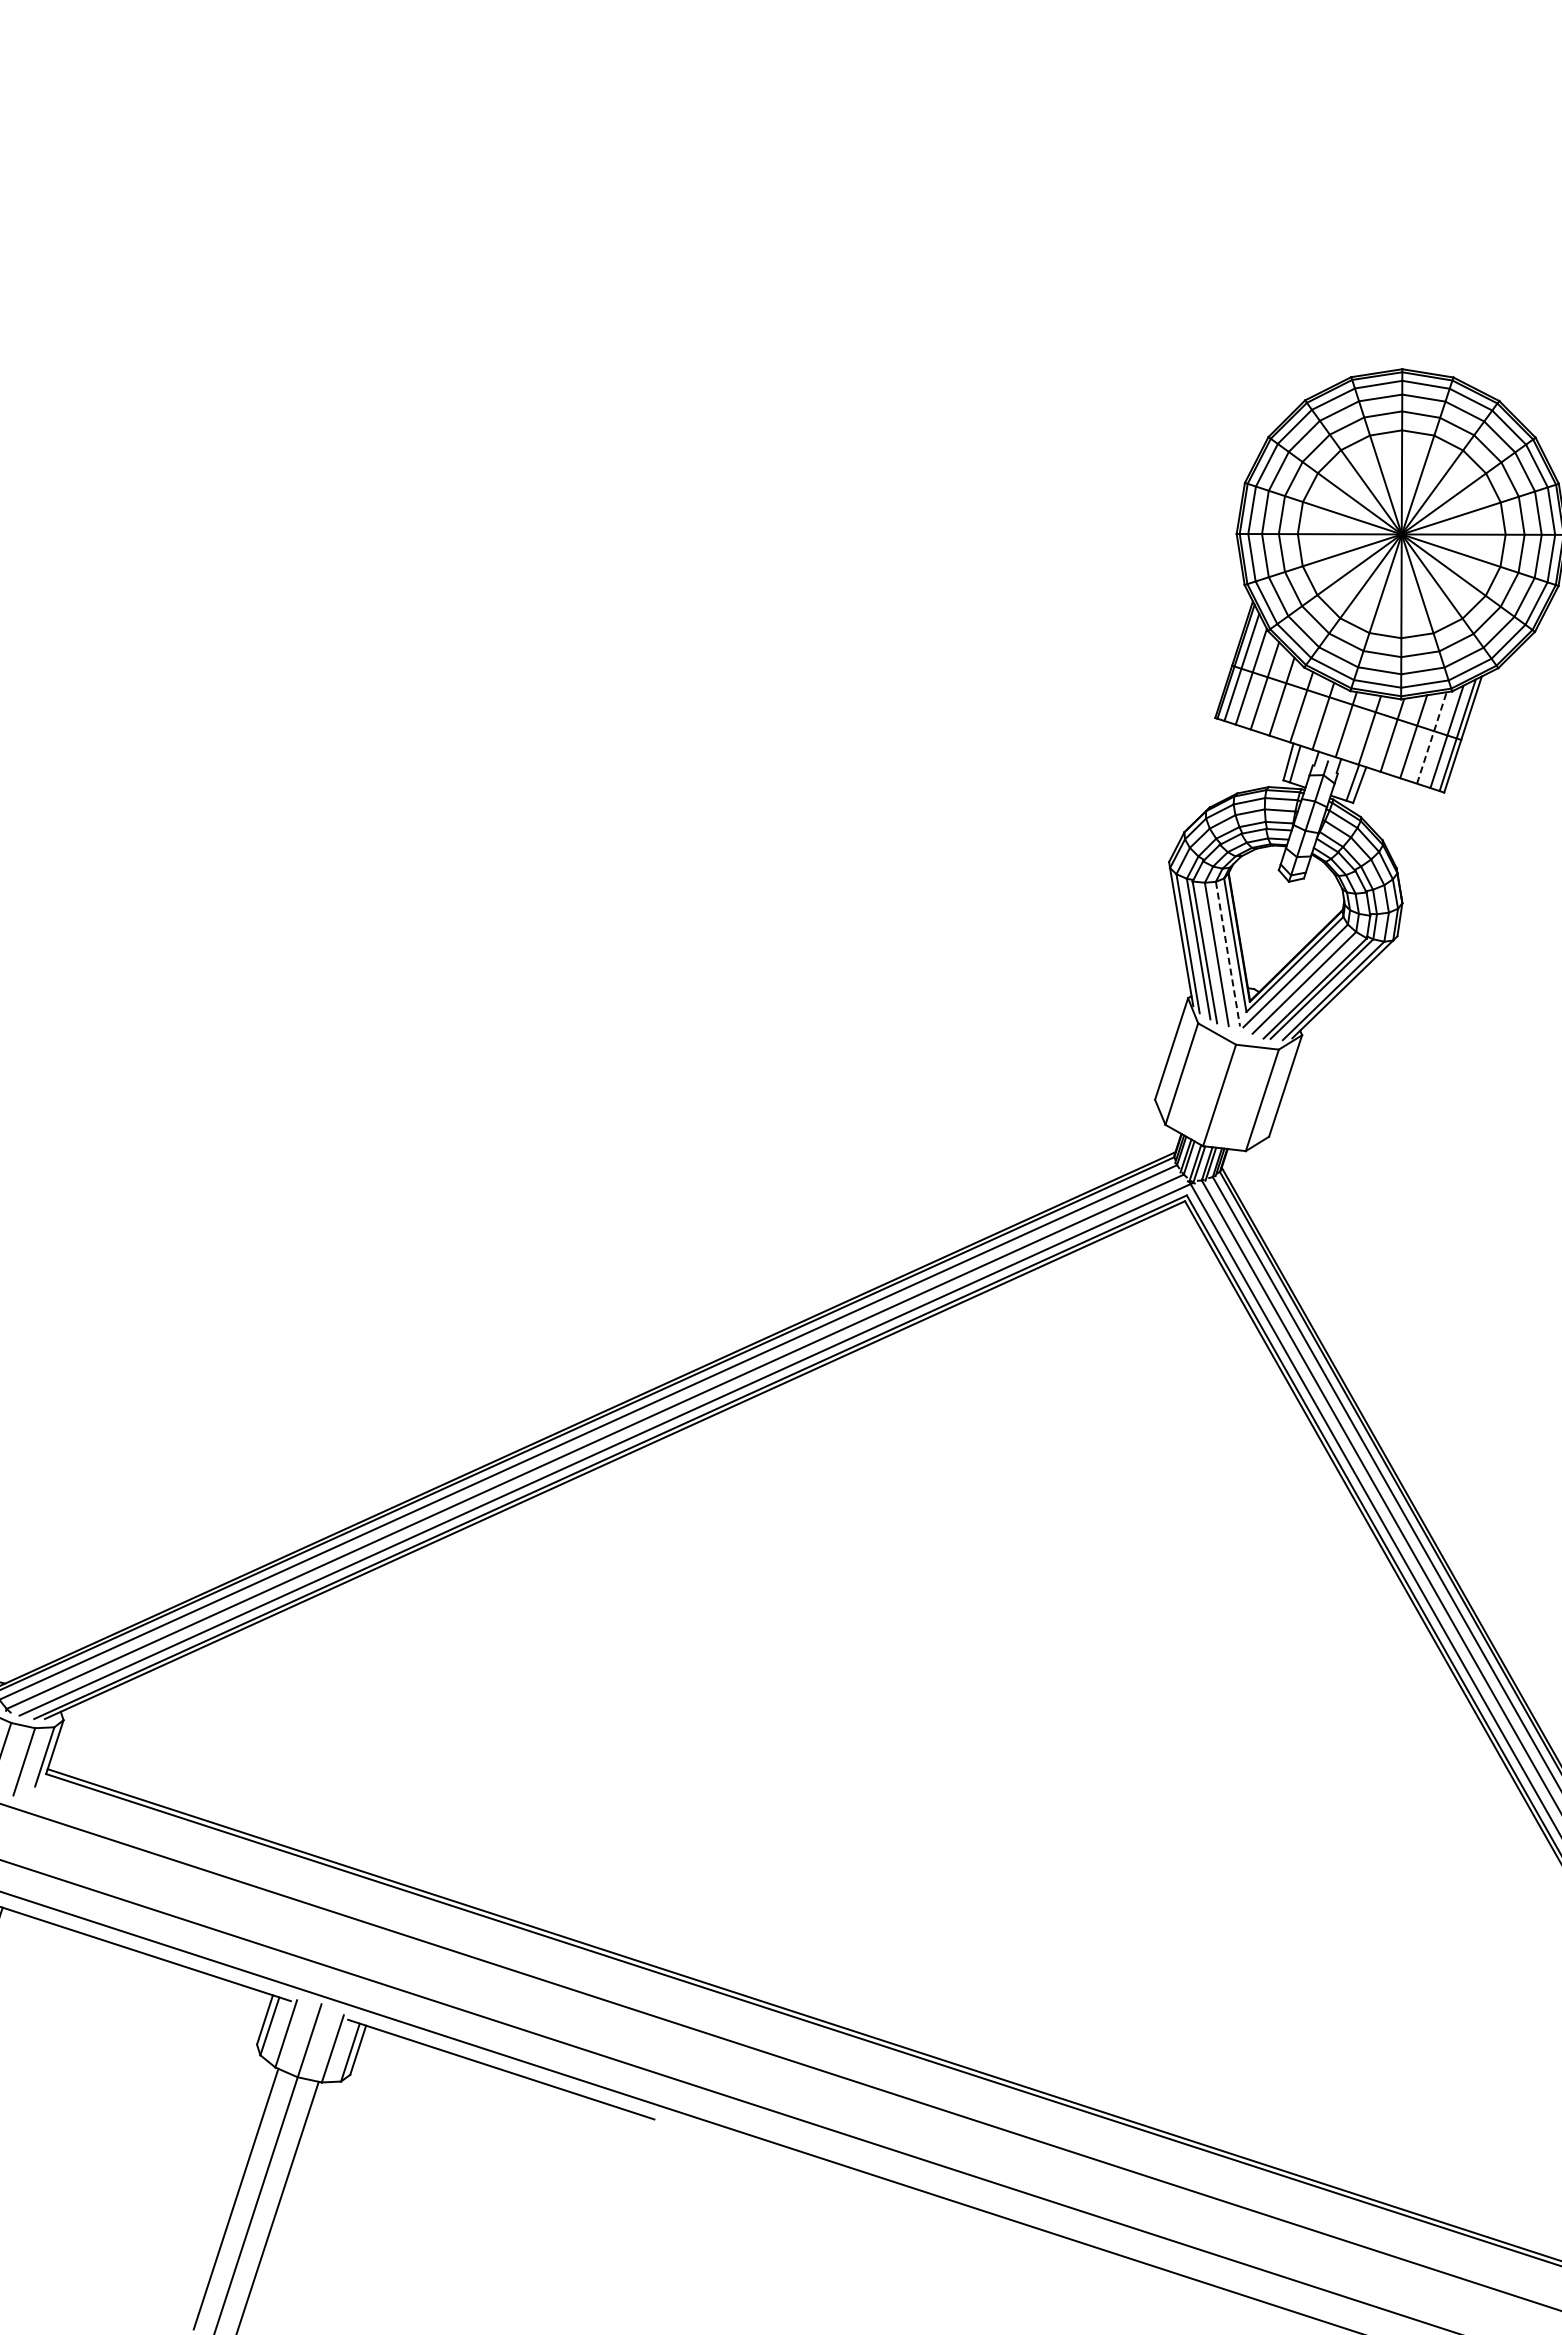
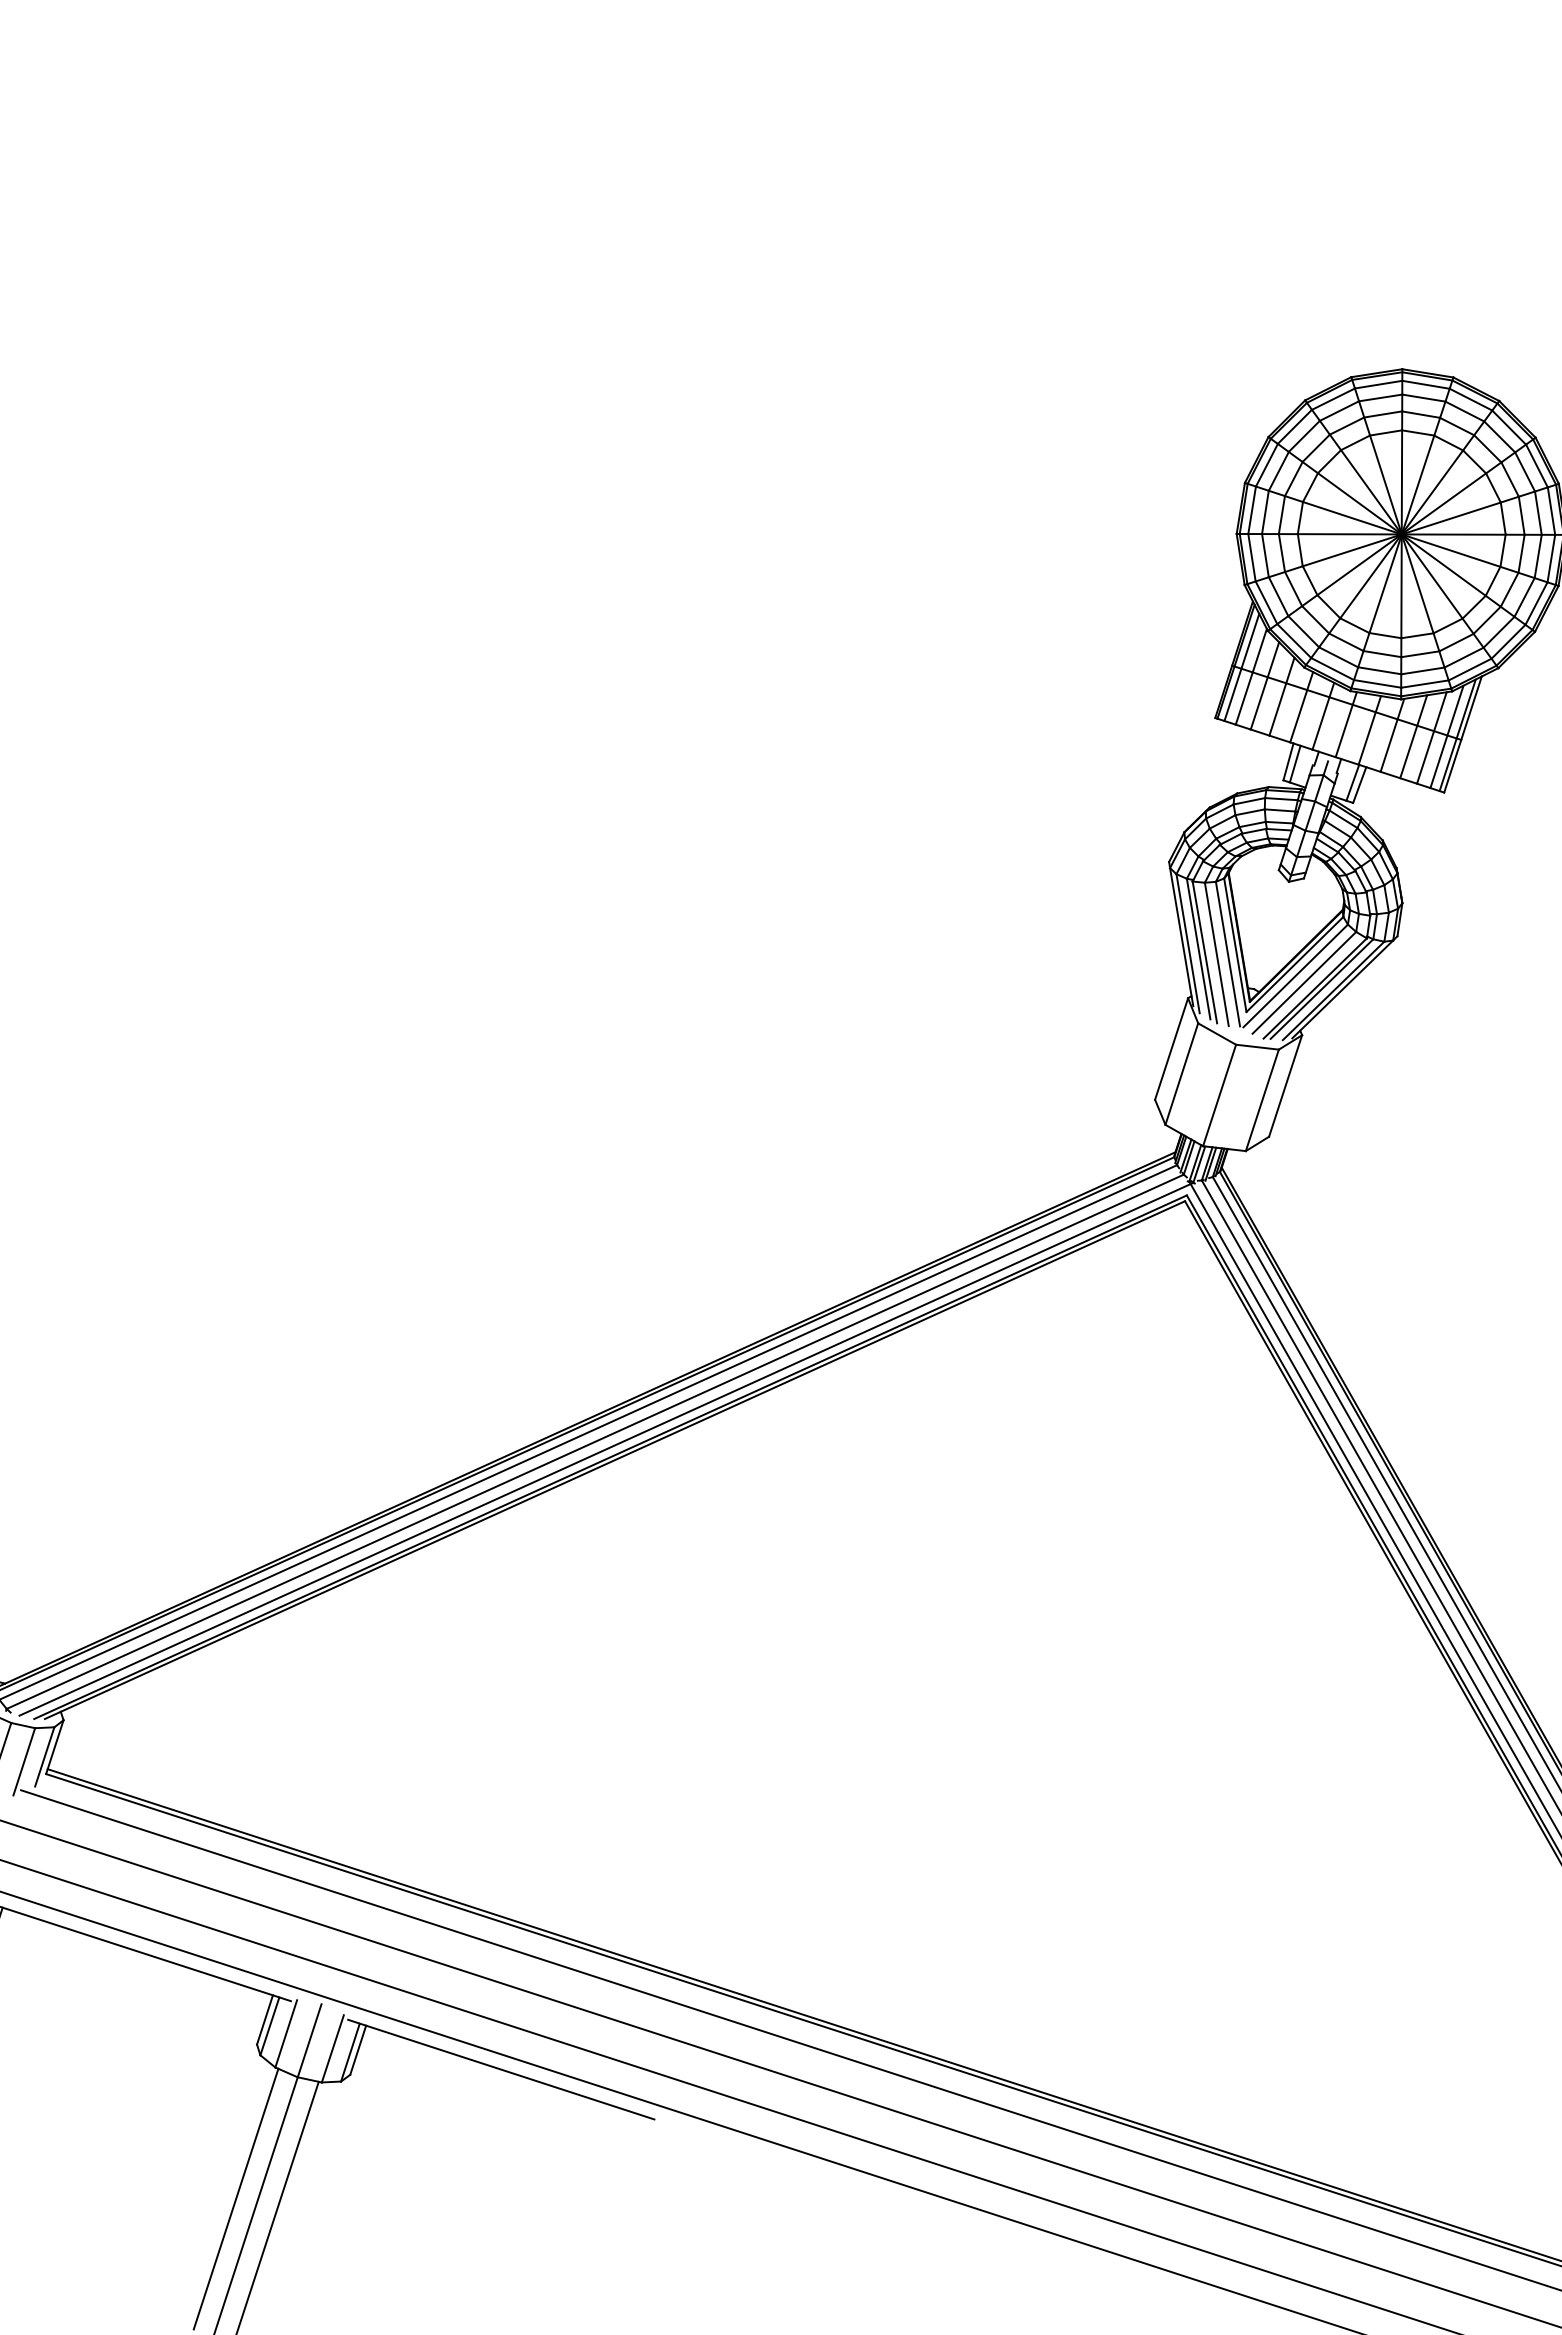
line: dashed -> solid (1432, 737)
line: dashed -> solid (1228, 954)
line: none -> present (789, 2039)
line position: (780, 2056) -> (780, 2073) (780, 2073)
